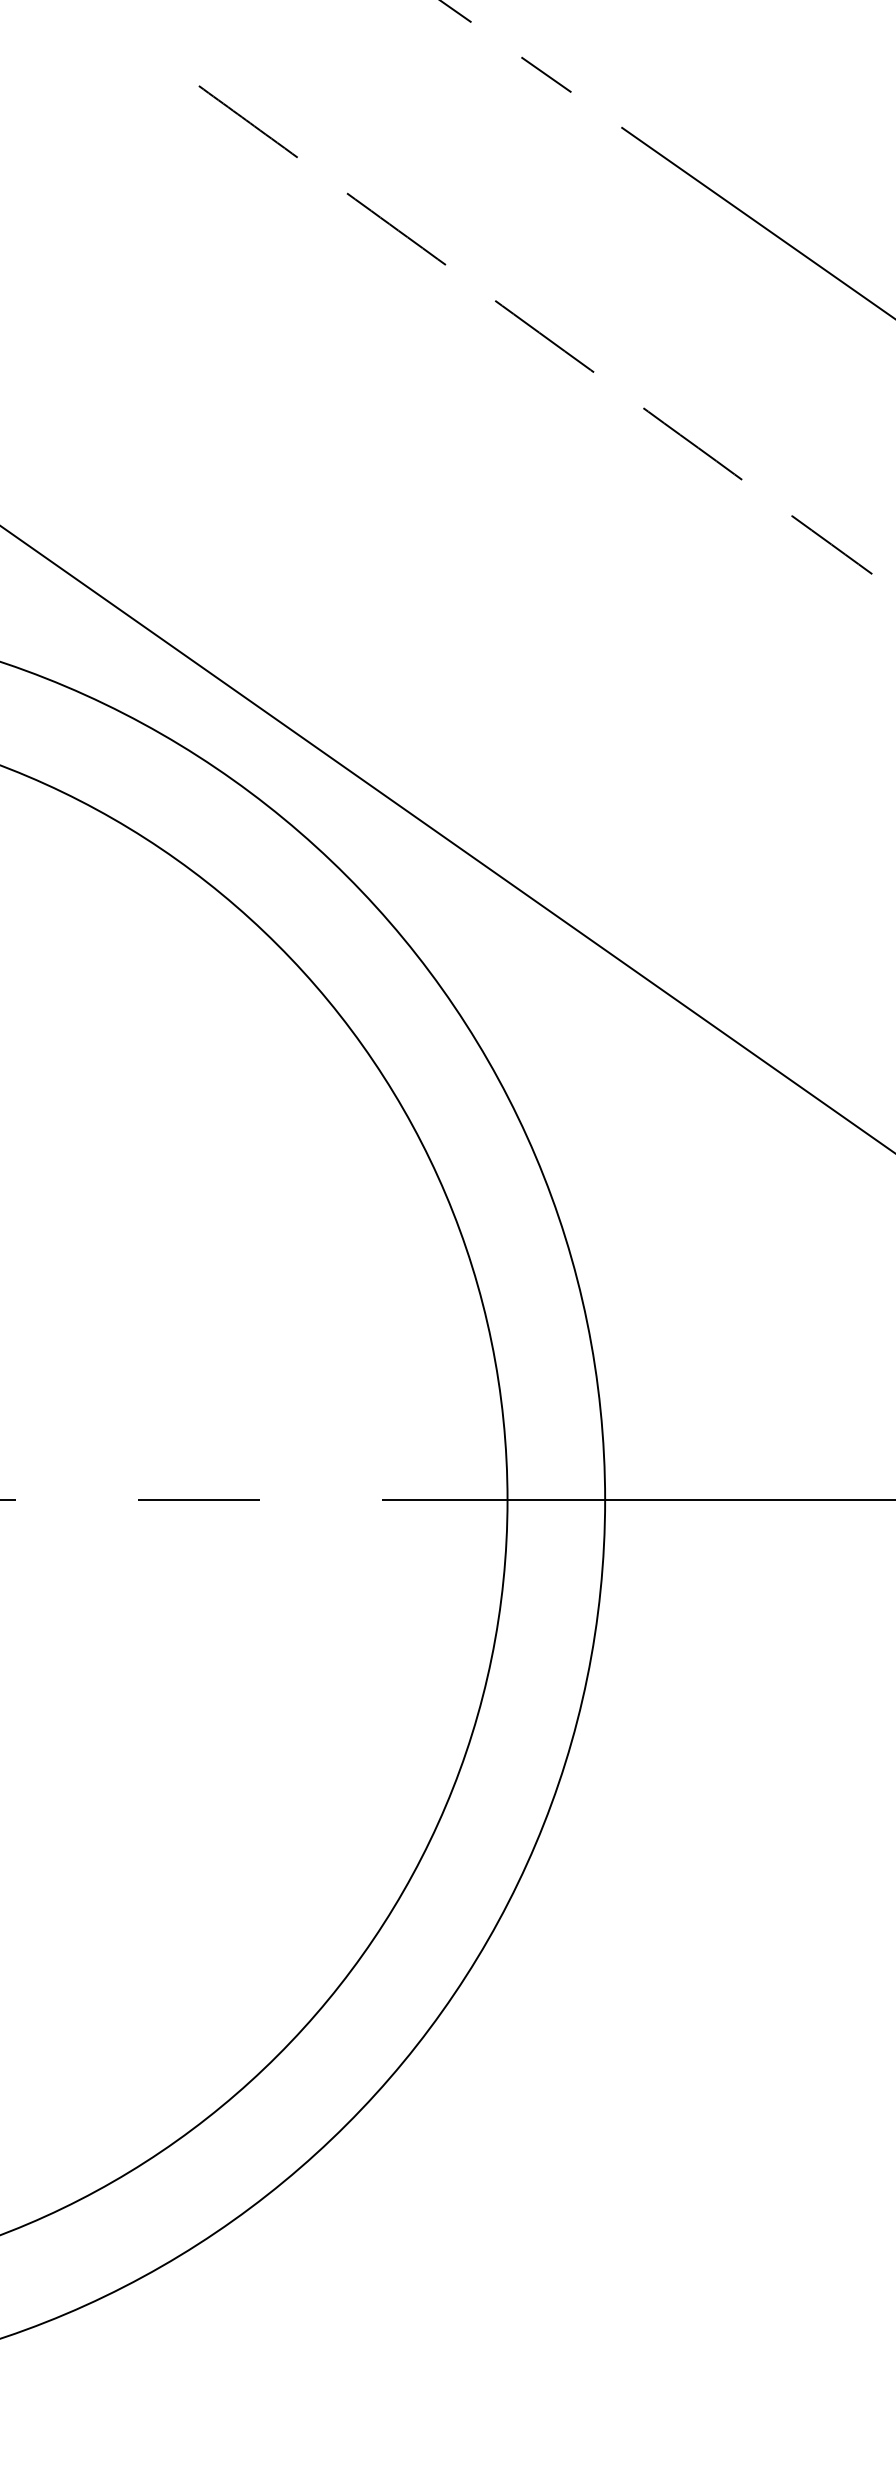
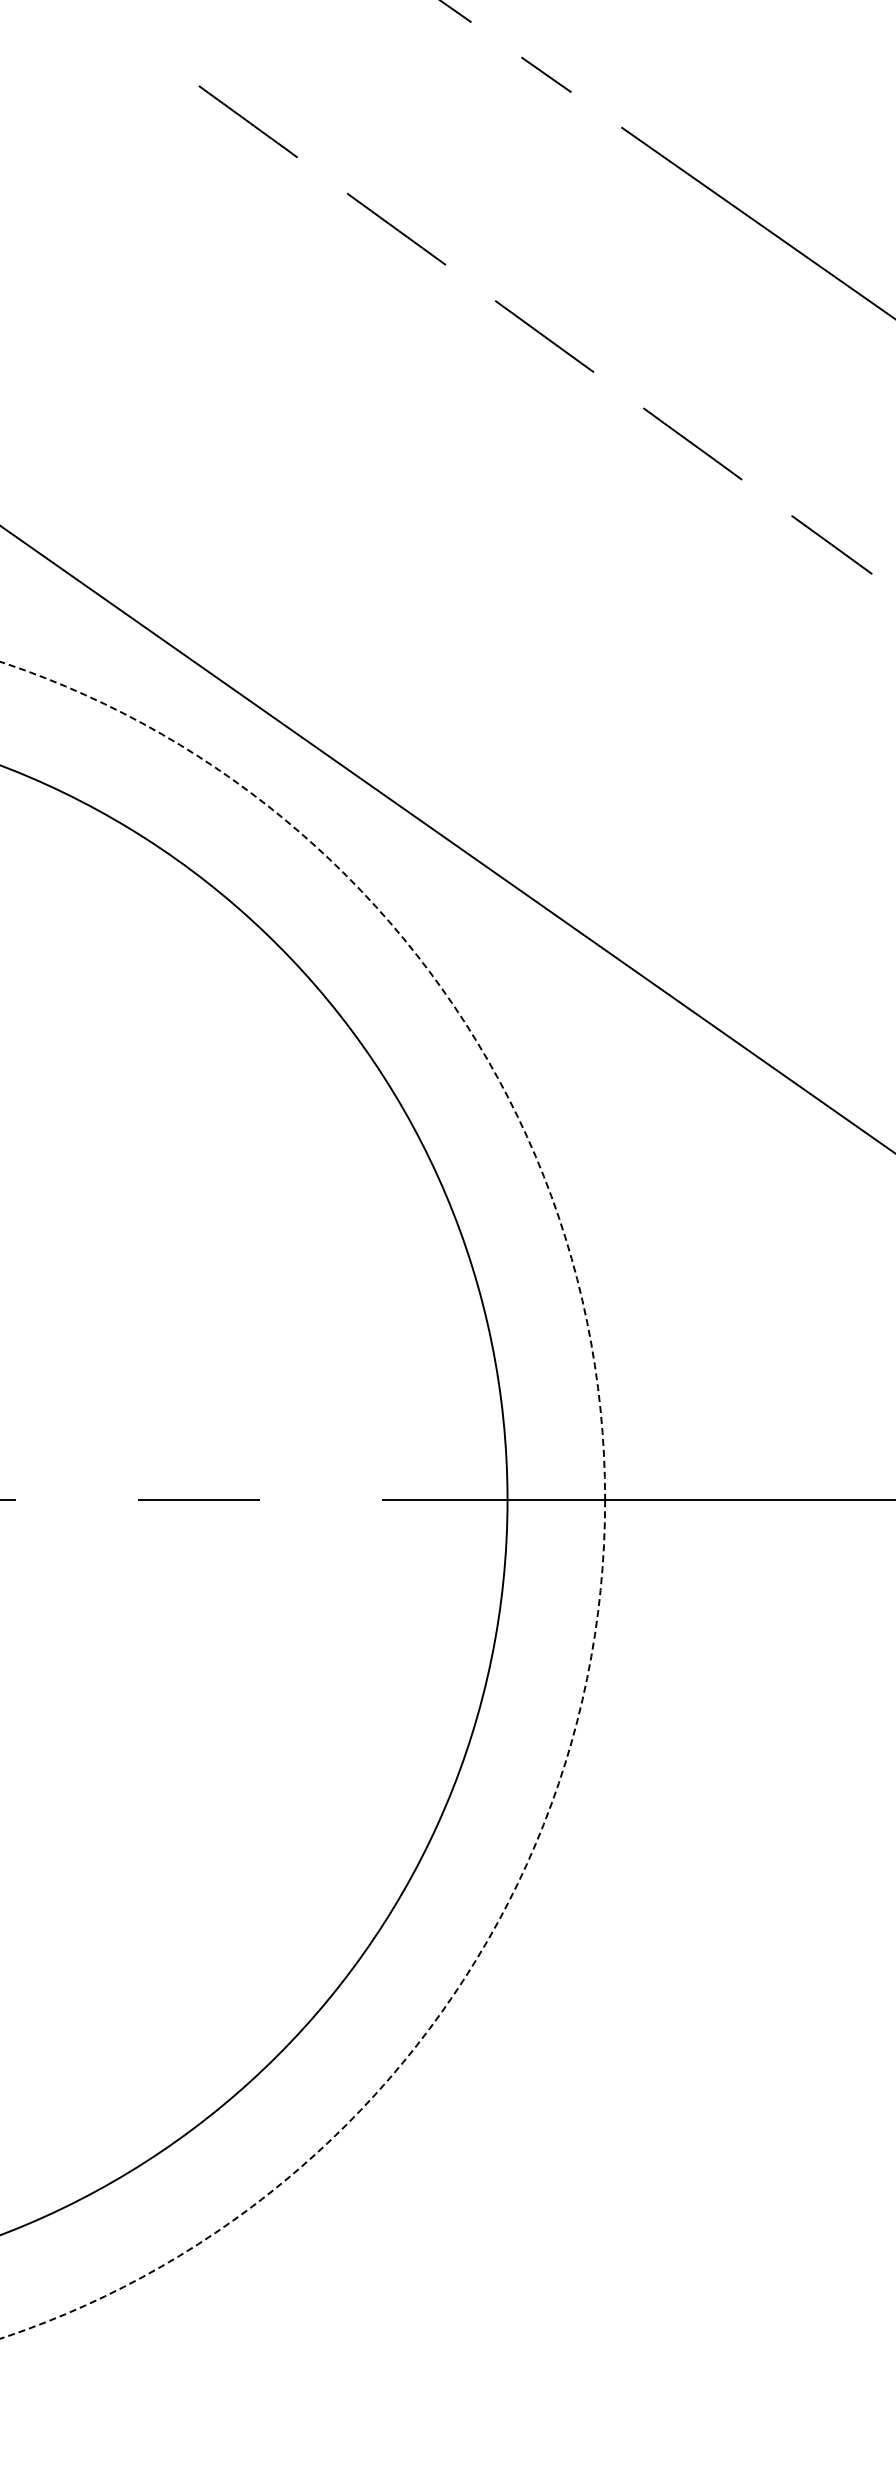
circle: solid -> dashed (302, 1499)
